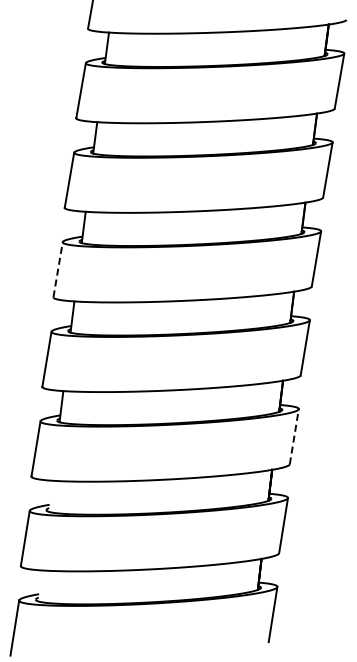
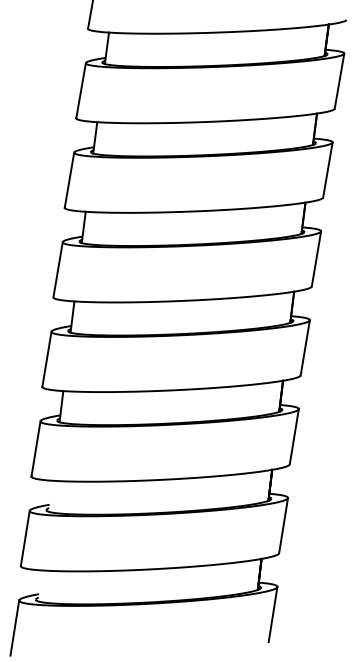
line: dashed -> solid (58, 269)
line: dashed -> solid (294, 436)
